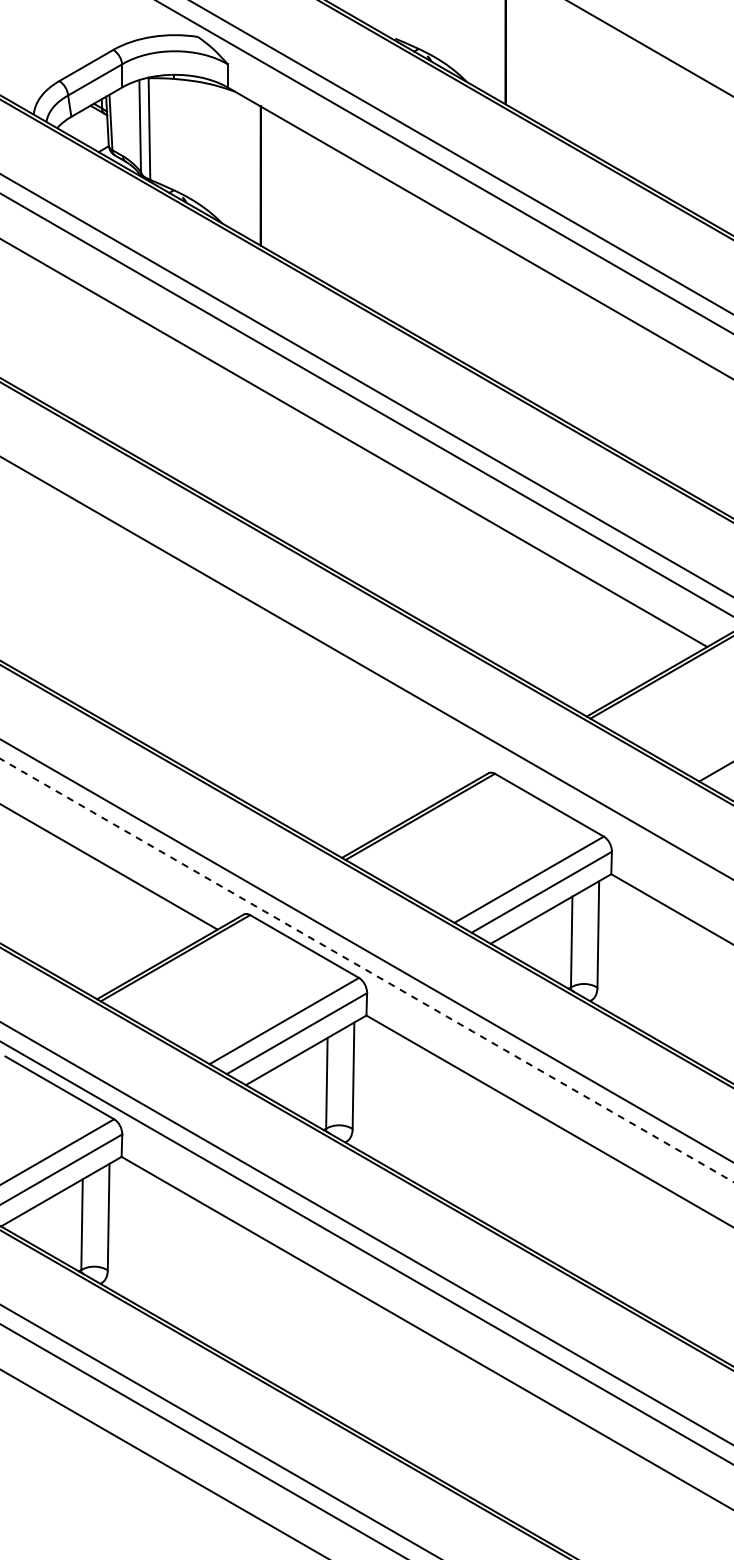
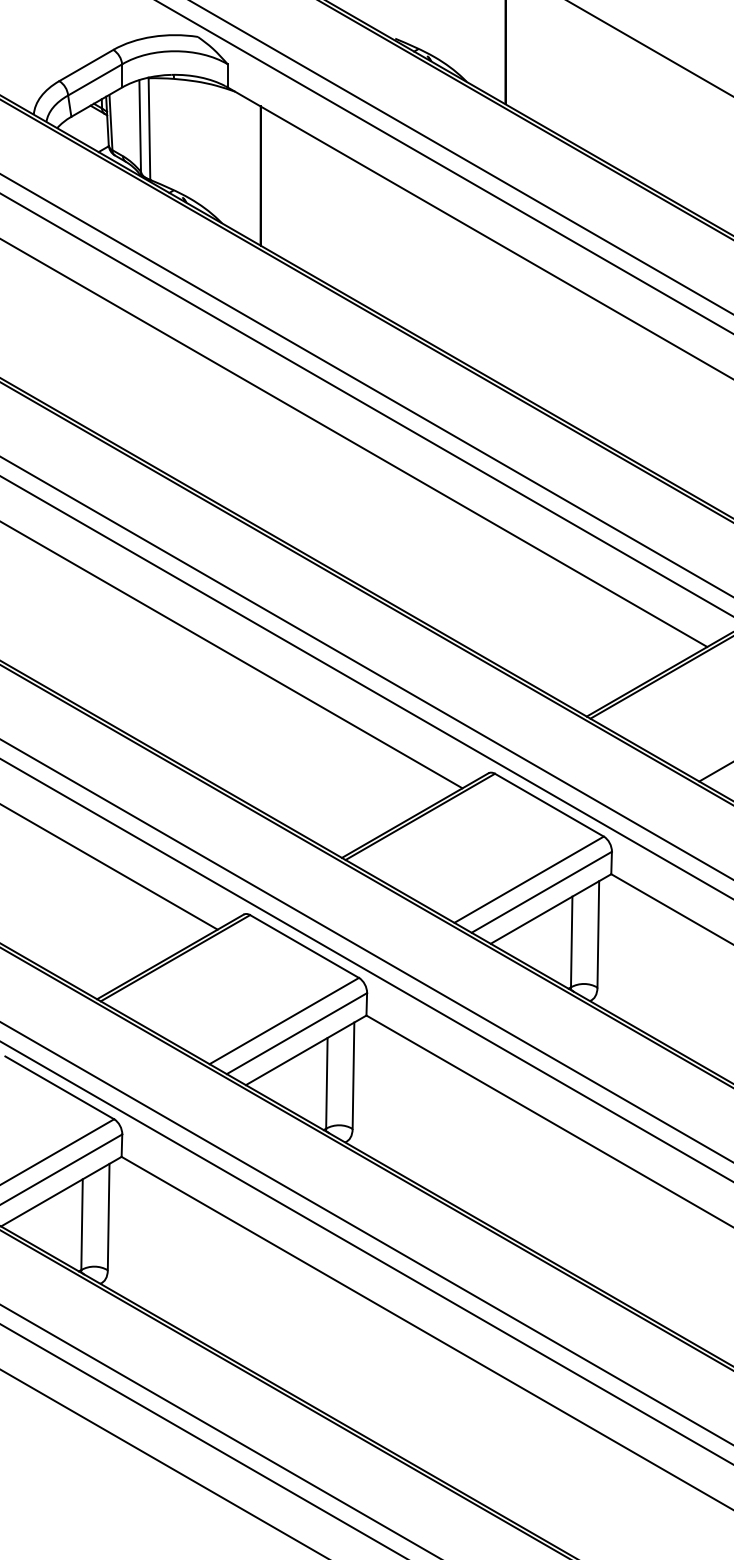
line: none -> present (232, 655)
line: none -> present (366, 687)
line: dashed -> solid (366, 970)
